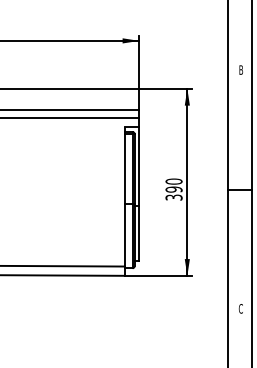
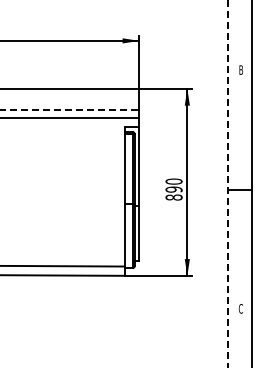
line: solid -> dashed (70, 110)
line: solid -> dashed (228, 183)
text: 390 -> 890 (173, 197)
